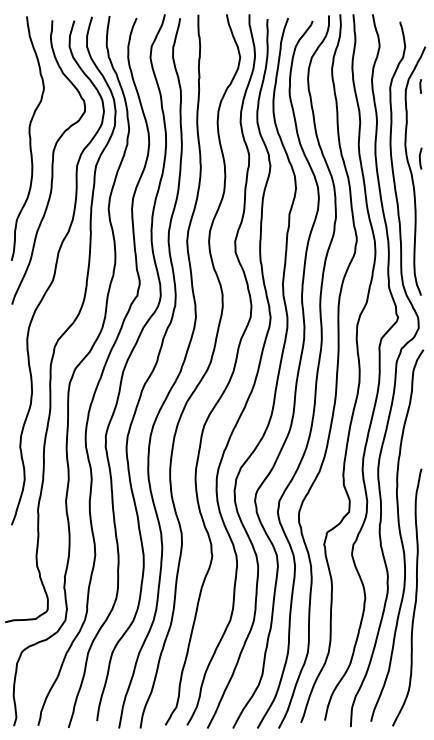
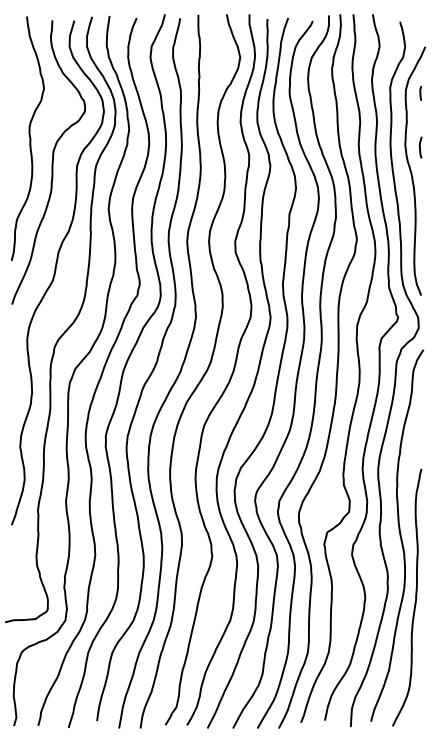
line position: (420, 86) -> (420, 93) (420, 93)
line position: (420, 158) -> (420, 147) (420, 147)
